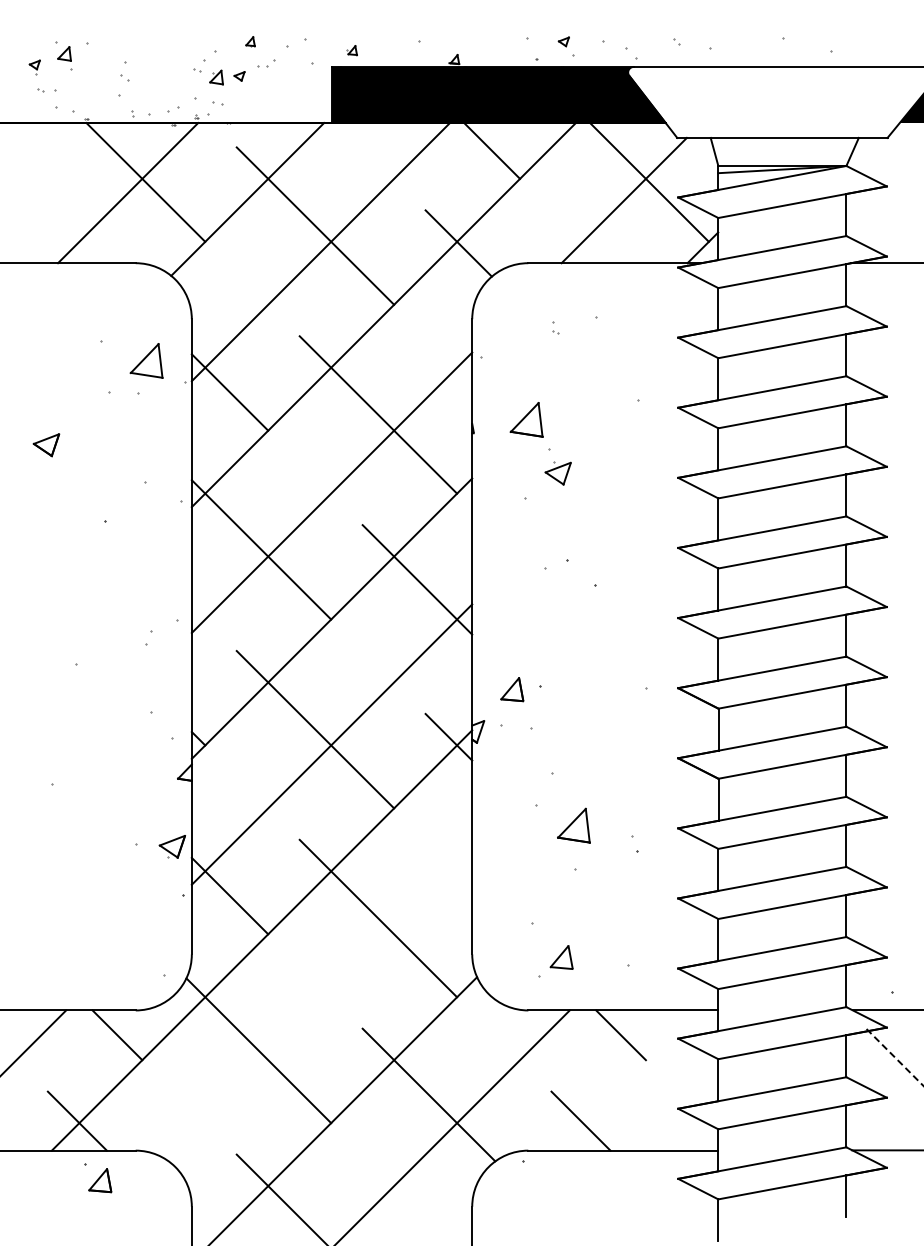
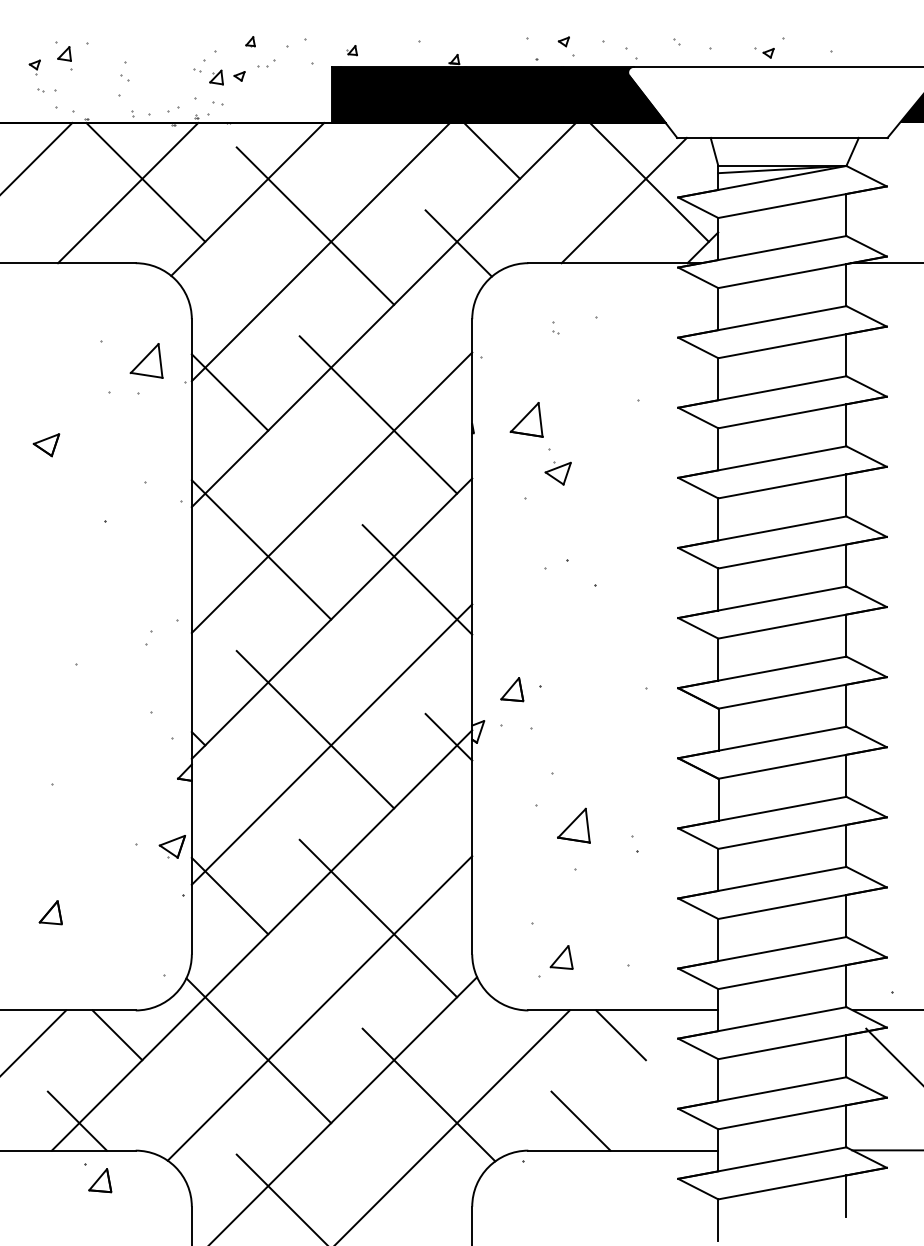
part: none -> present (764, 52)
line: none -> present (37, 158)
part: none -> present (50, 912)
line: none -> present (319, 1008)
line: dashed -> solid (894, 1056)
